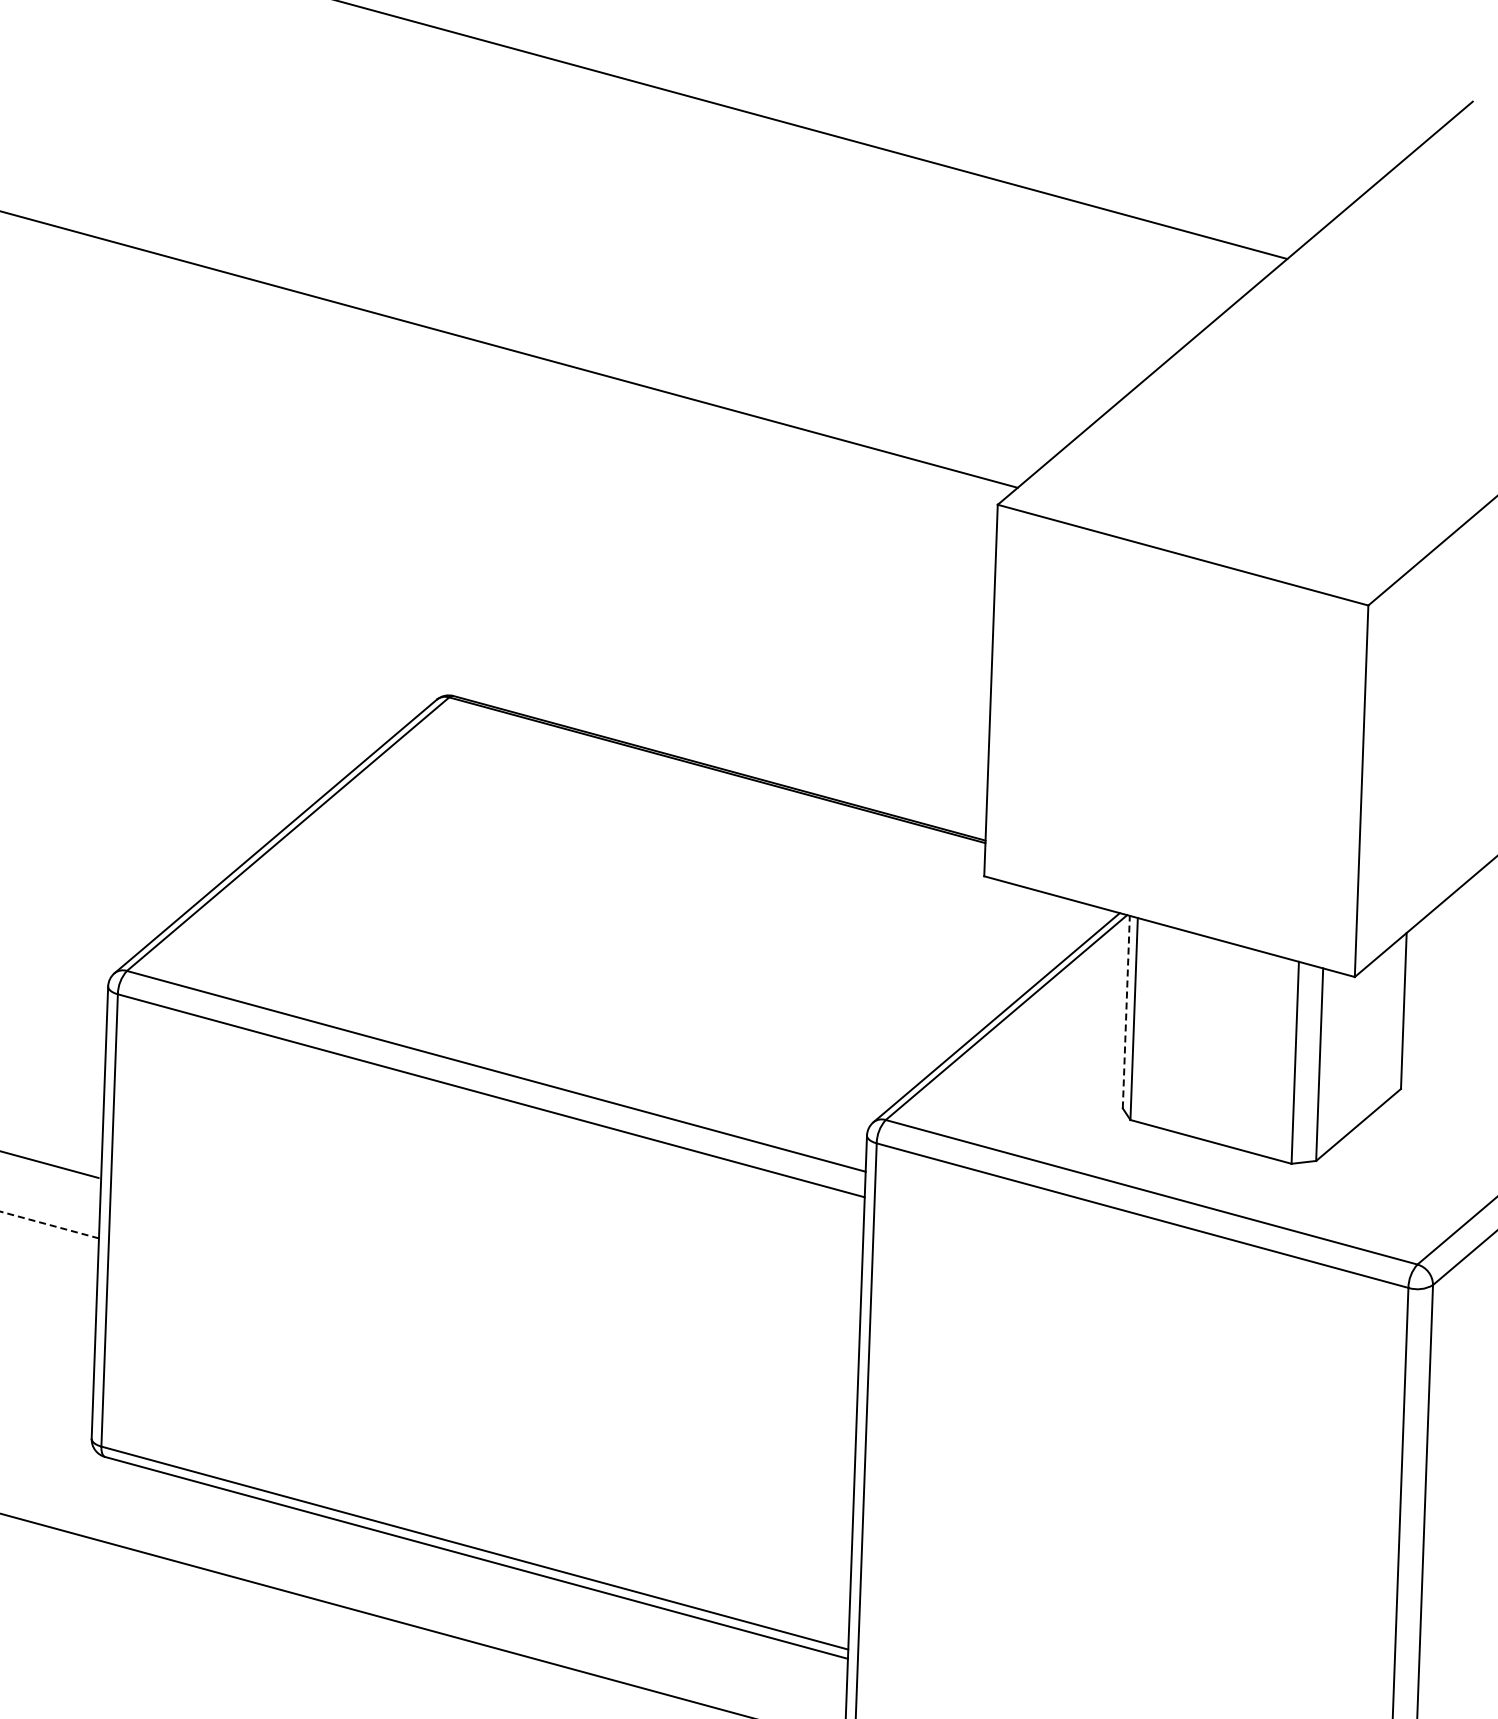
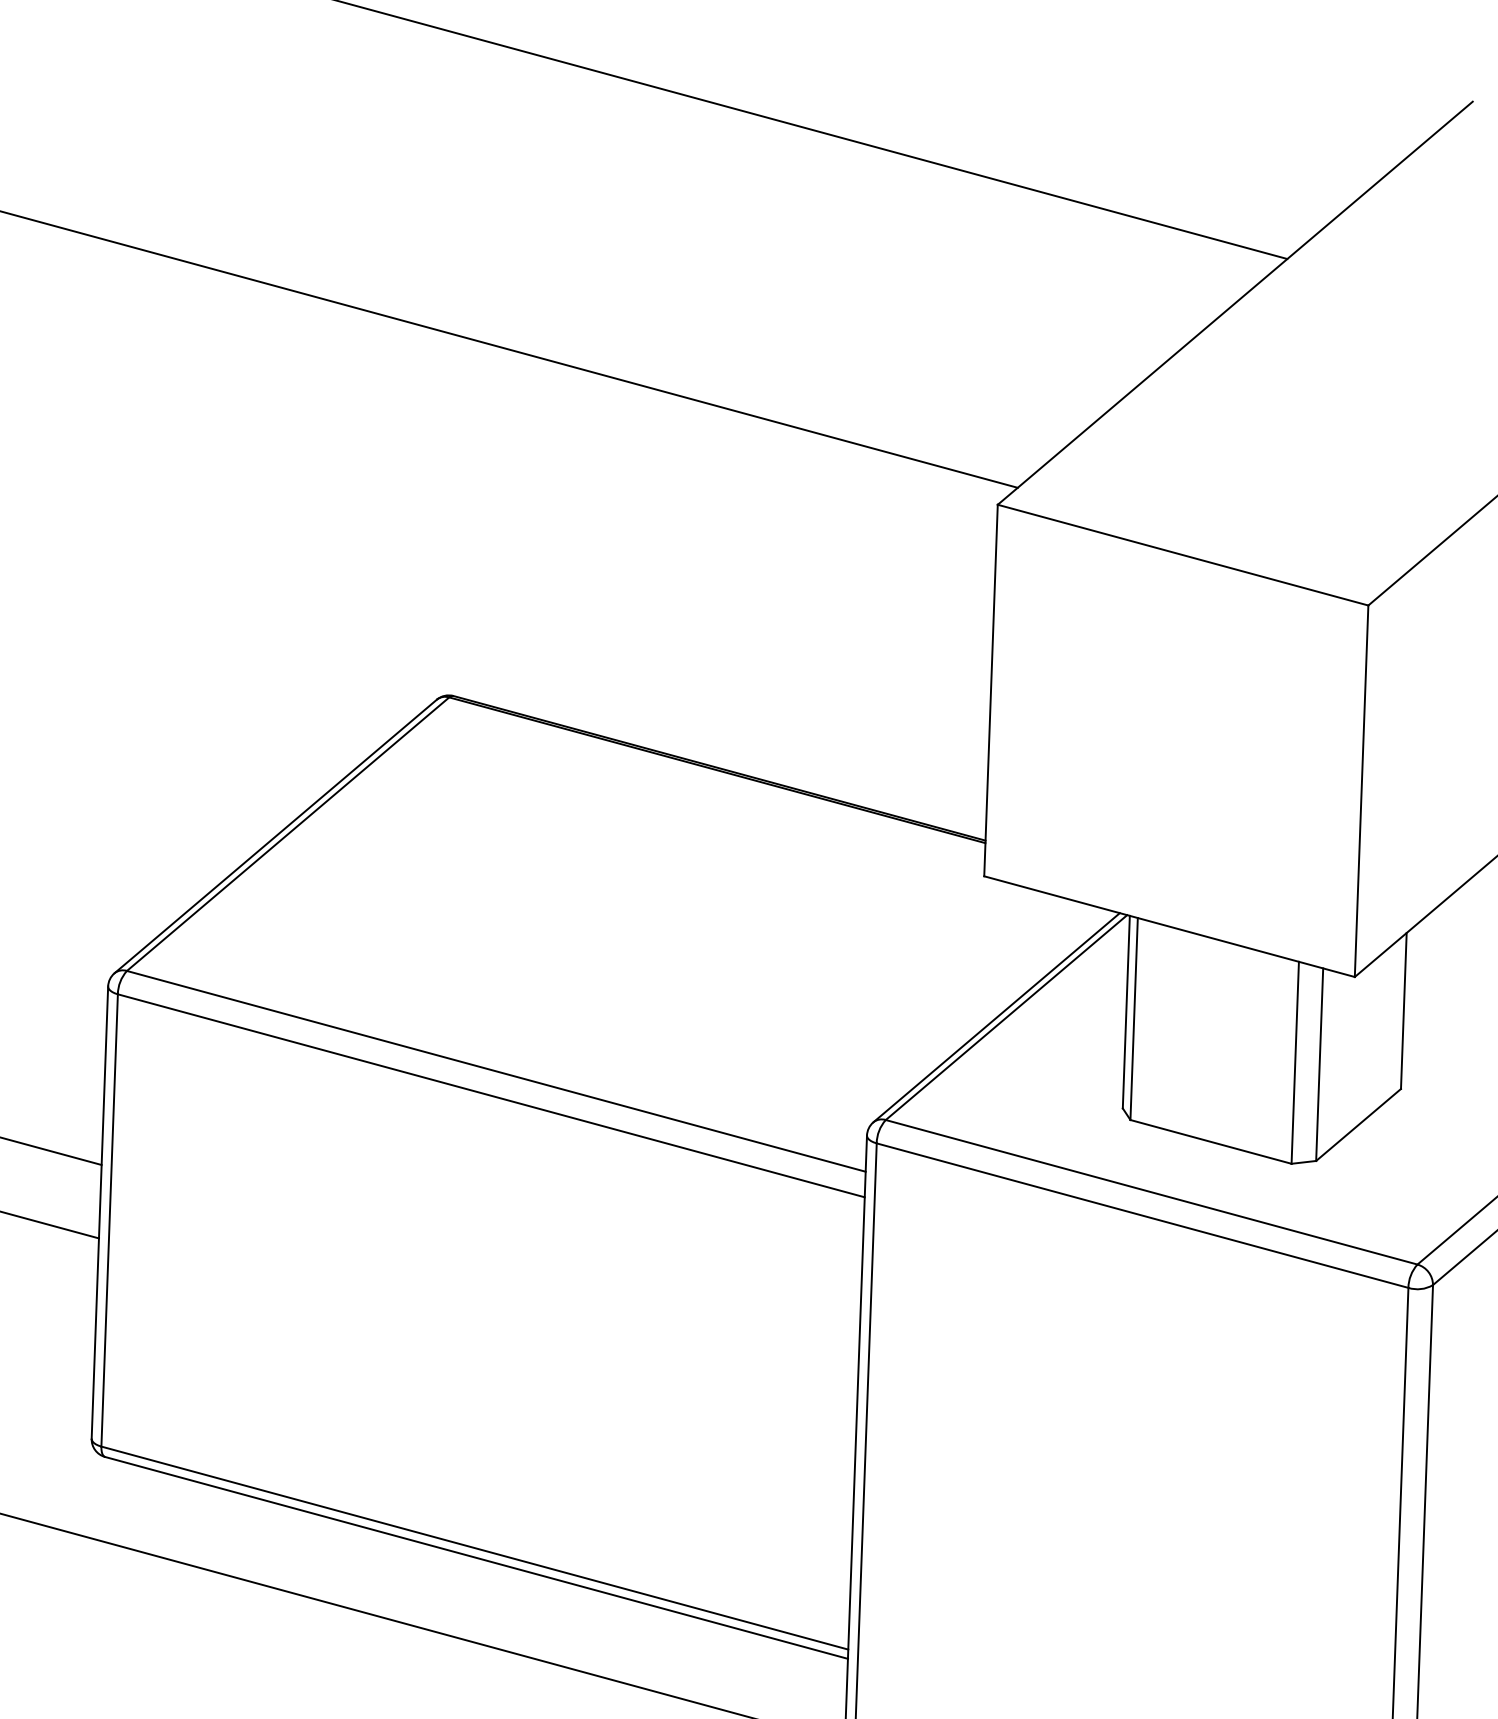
line: dashed -> solid (1126, 1011)
line position: (50, 1164) -> (51, 1151) (51, 1151)
line: dashed -> solid (49, 1225)
